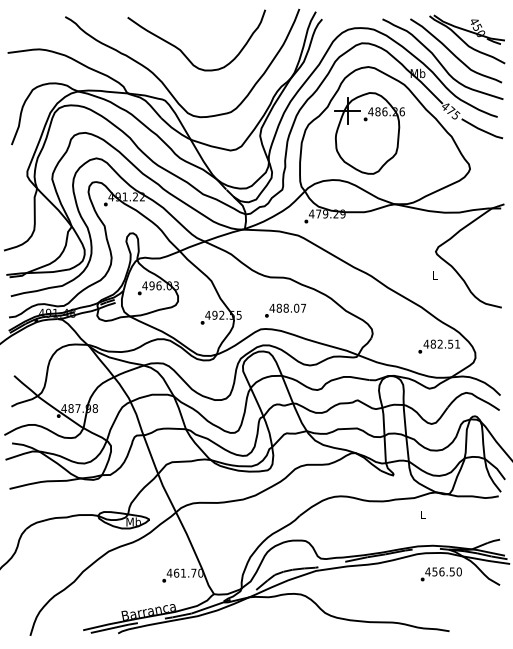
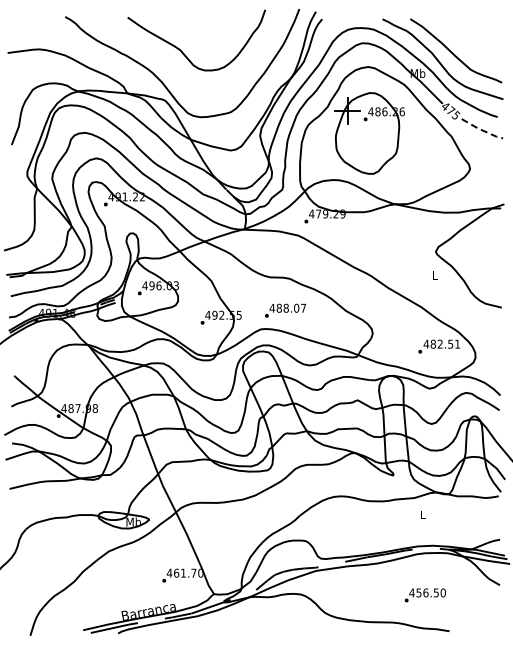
part: present -> none (467, 39)
line: solid -> dashed (482, 130)
text position: (440, 574) -> (424, 595) (424, 595)
